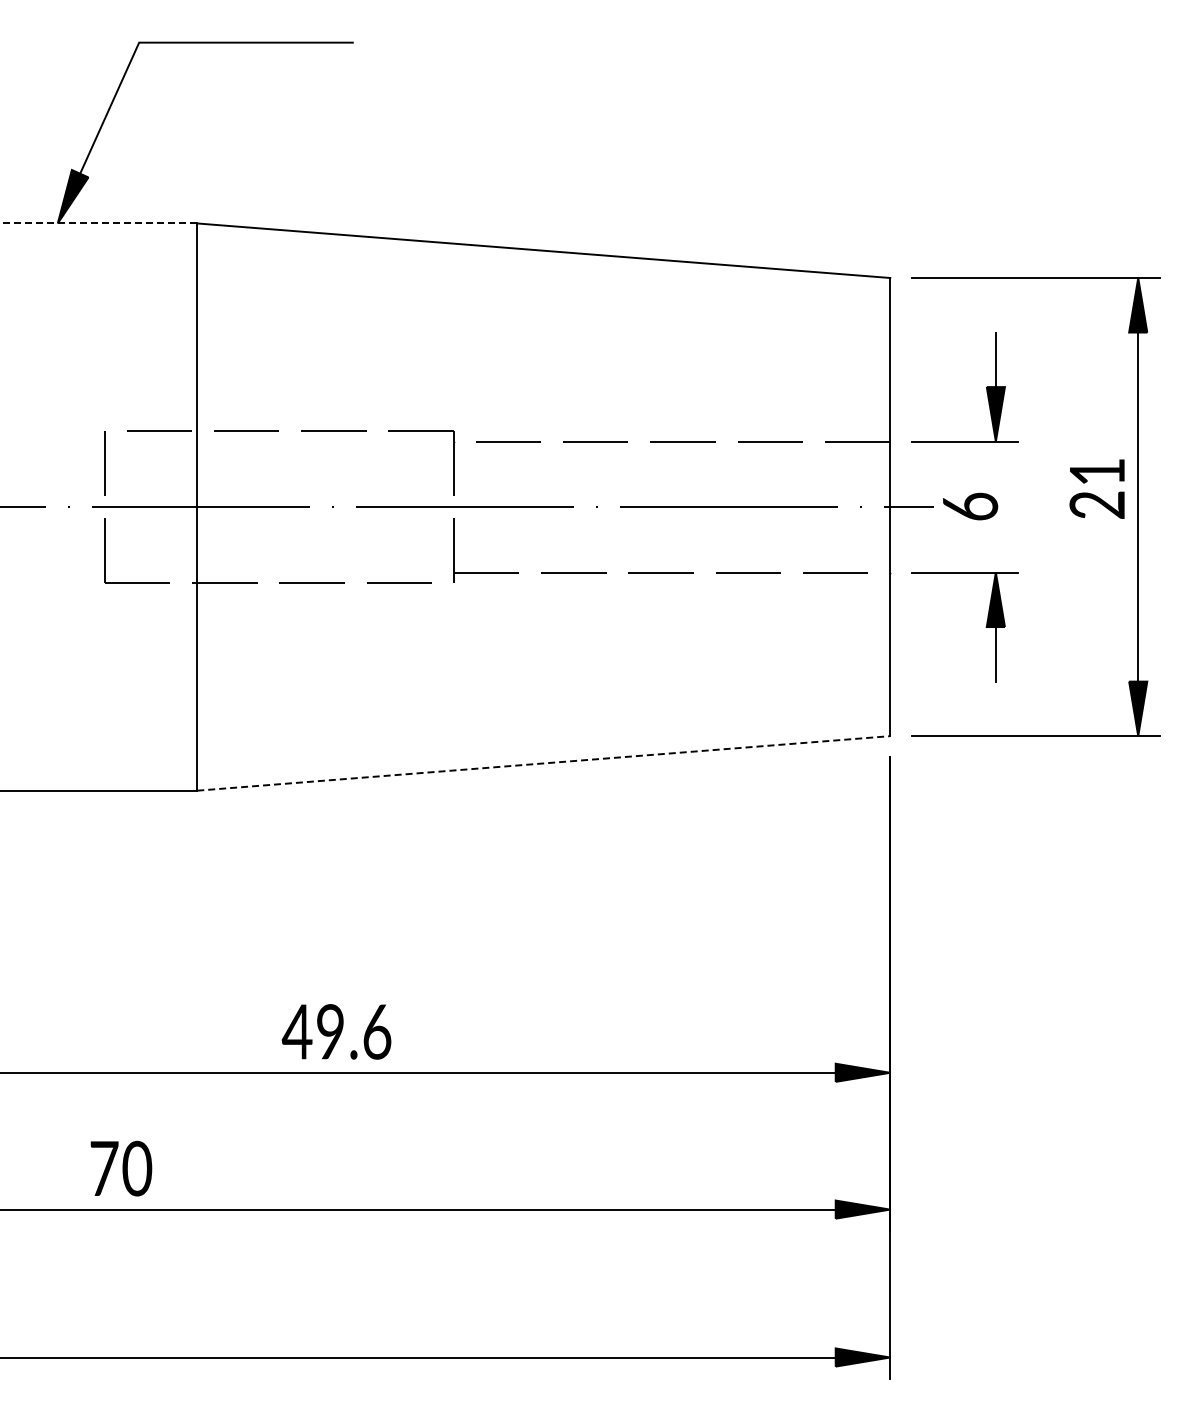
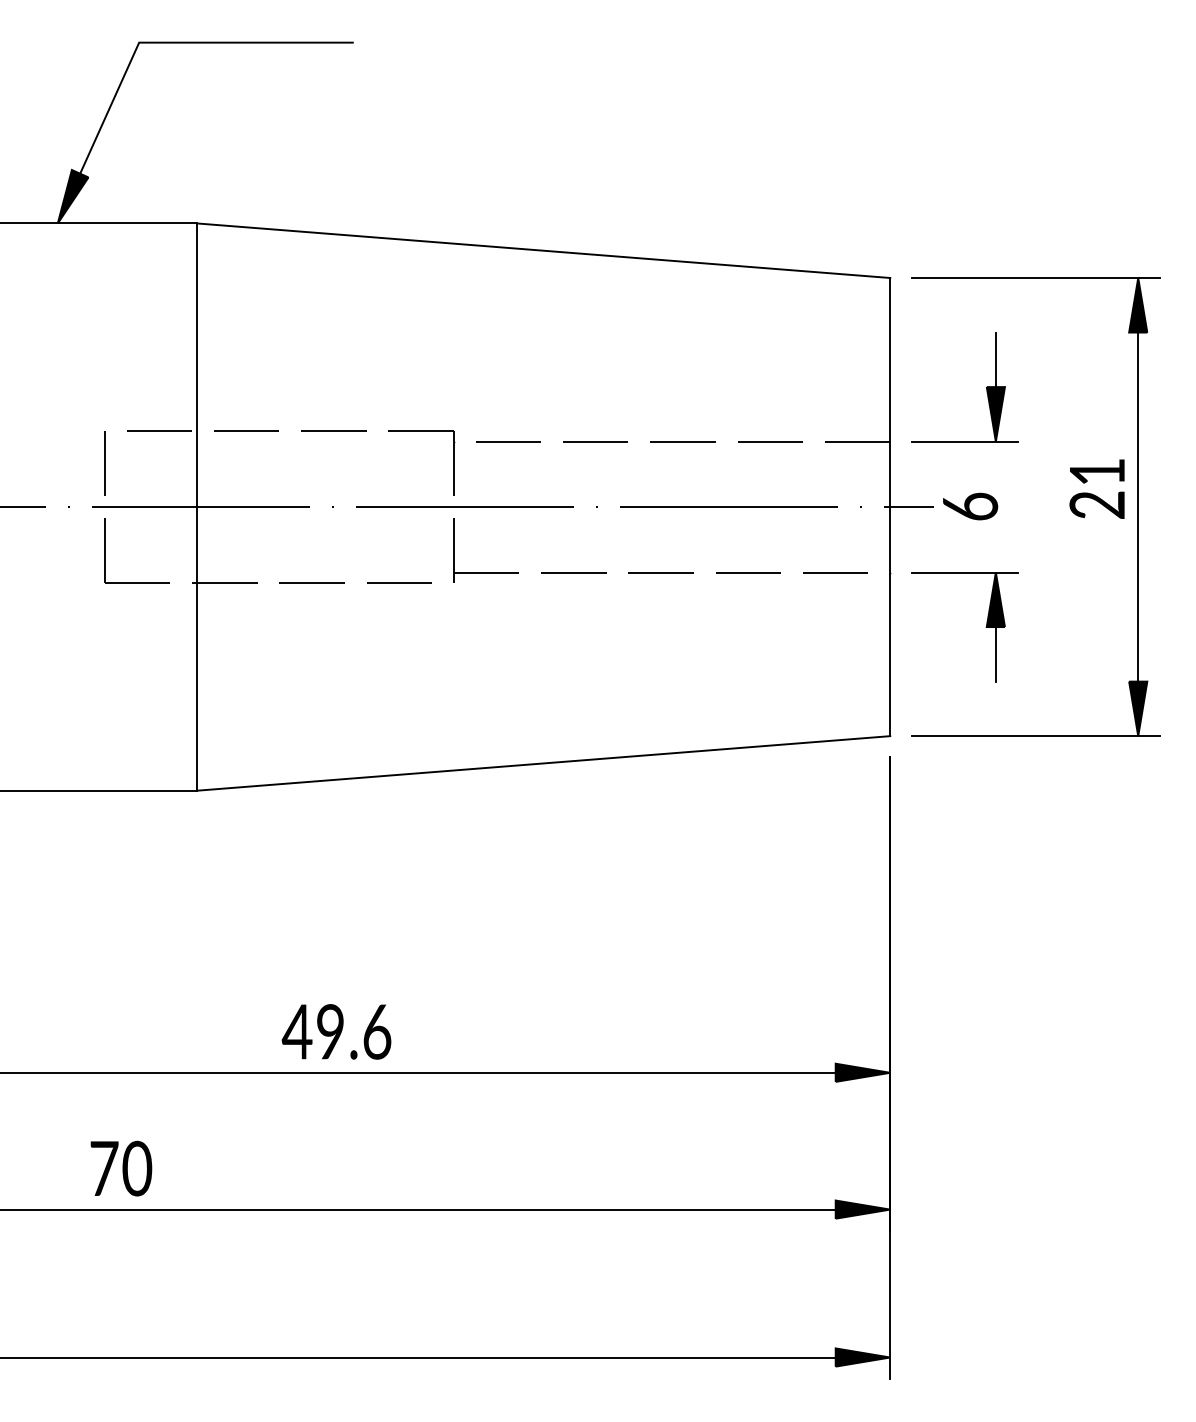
line: dashed -> solid (98, 223)
line: dashed -> solid (543, 763)
